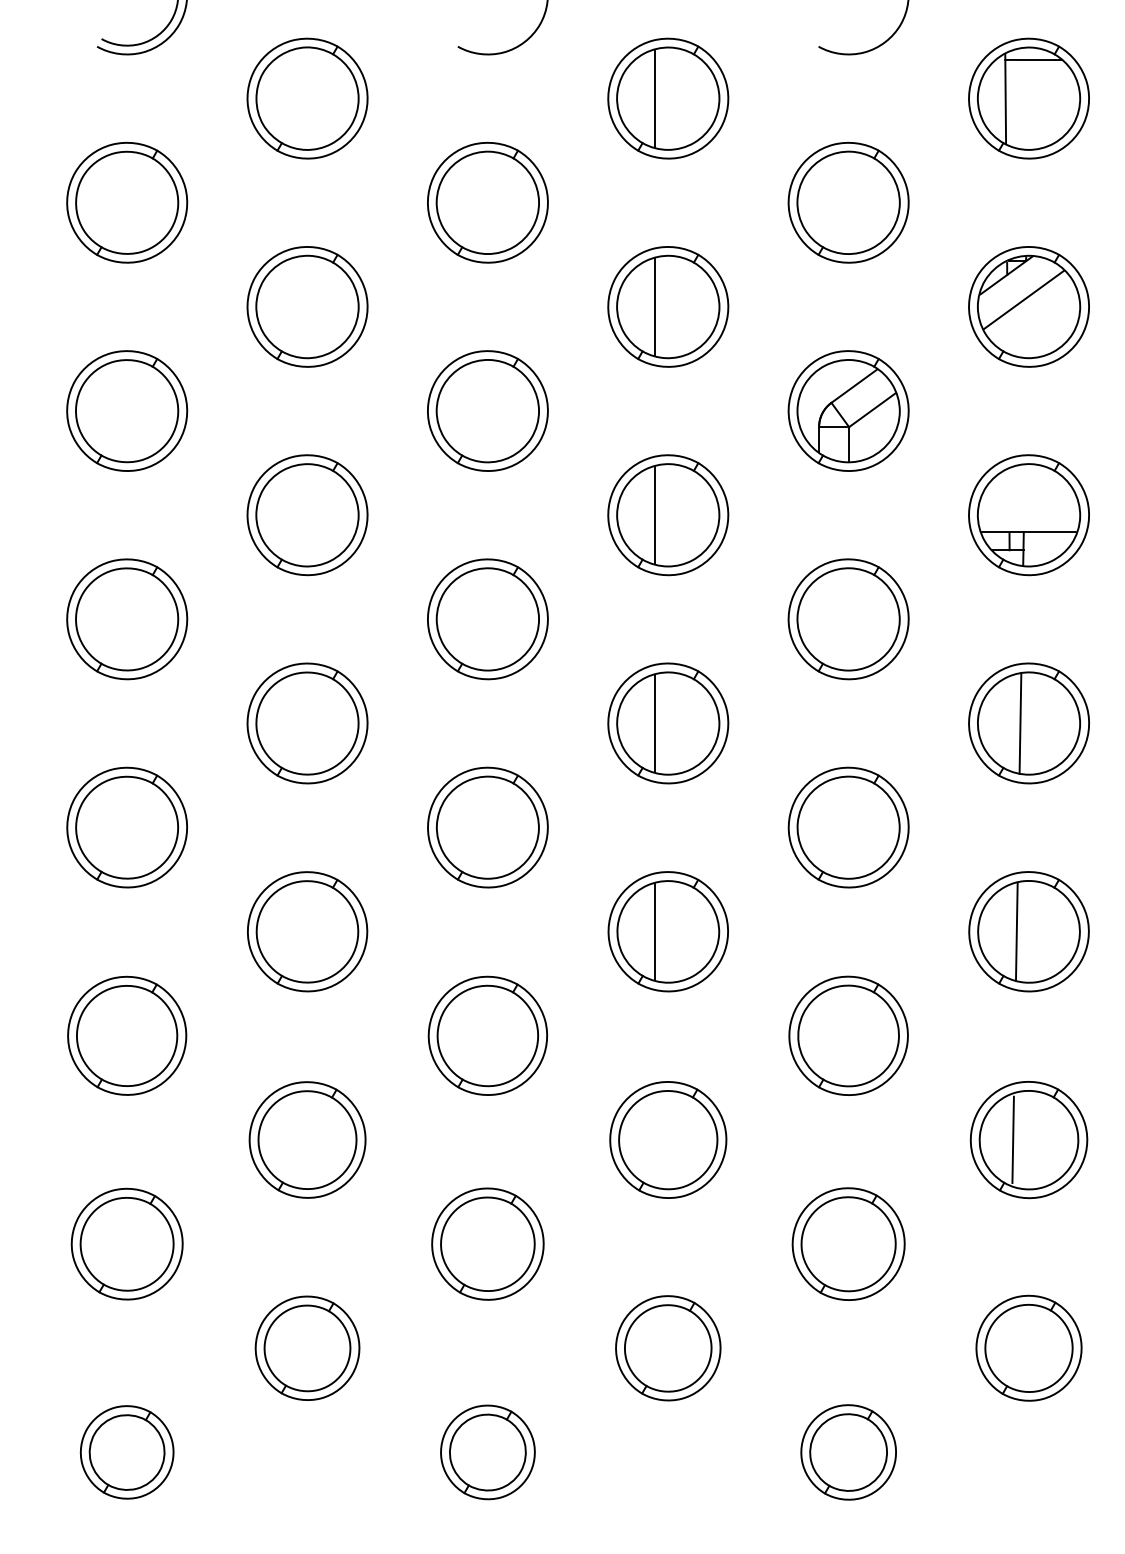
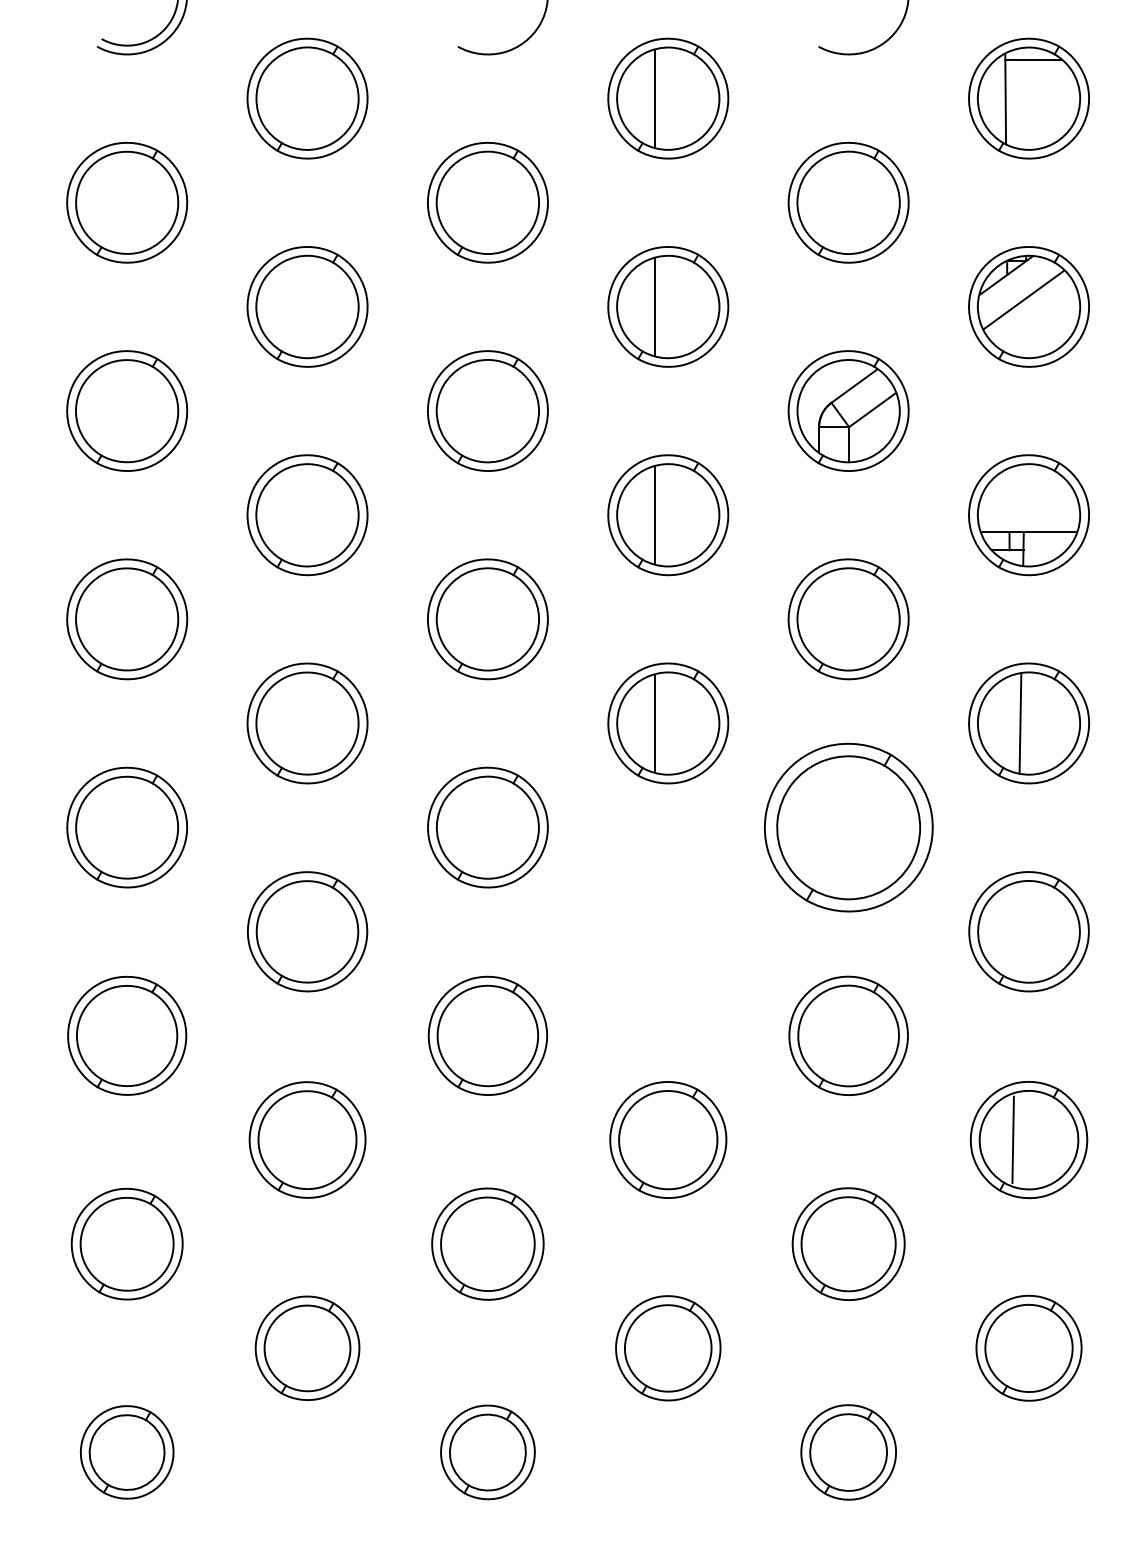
part size: 123x123 px -> 171x171 px (848, 827)
part: present -> none (667, 931)
line: present -> none (1016, 931)
